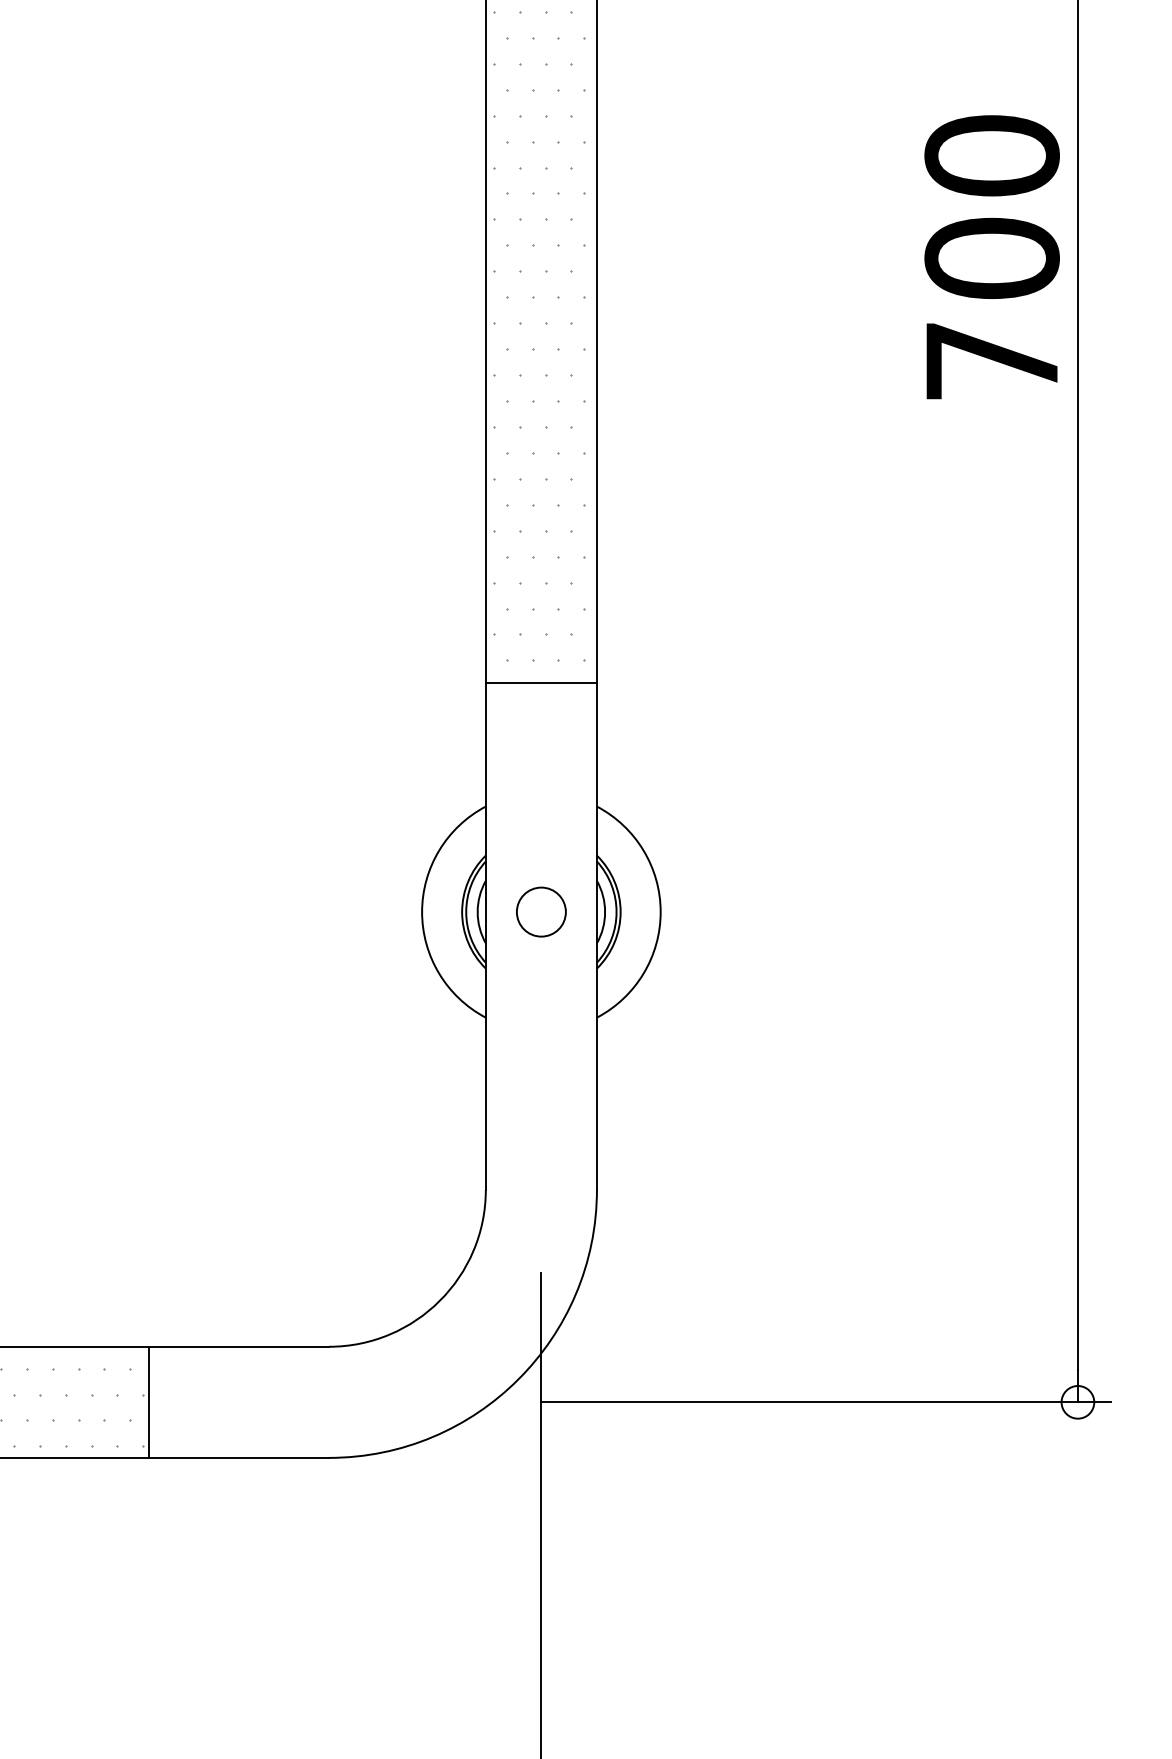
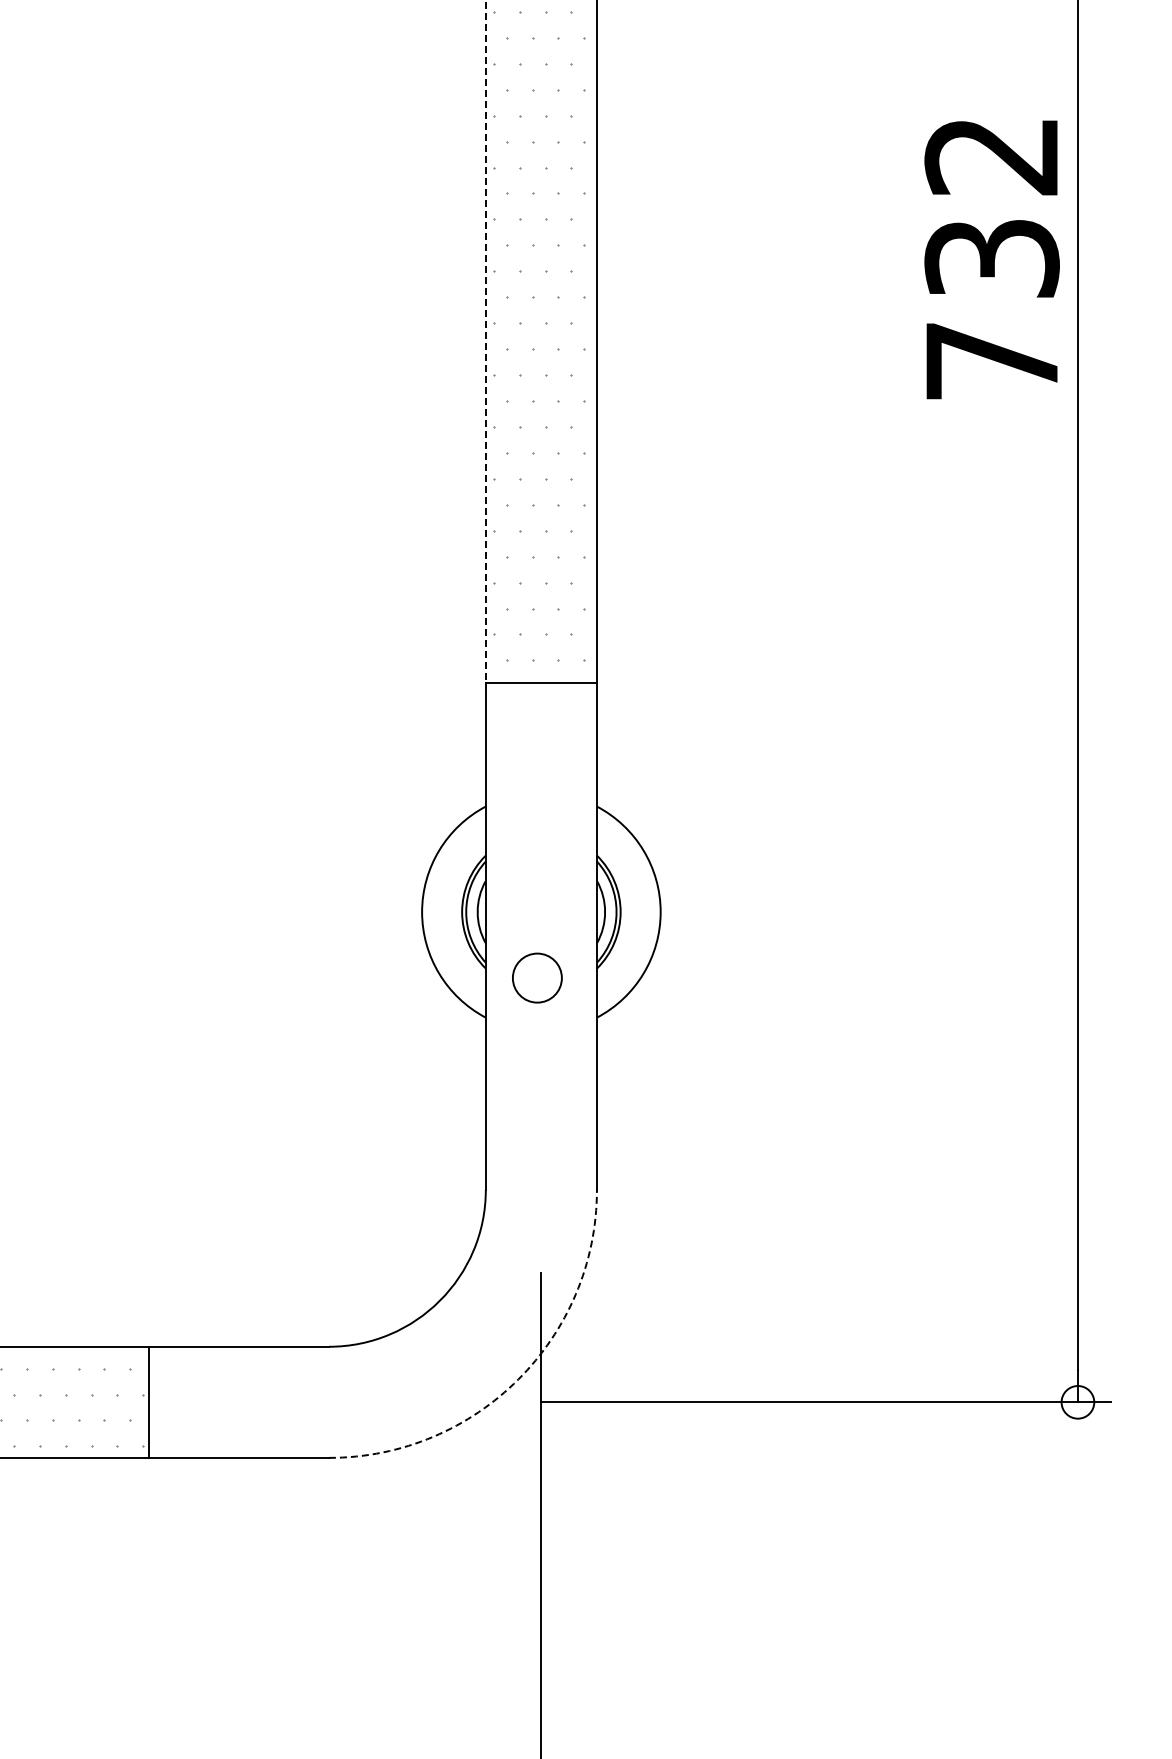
text: 700 -> 732 (991, 207)
line: solid -> dashed (485, 342)
circle position: (541, 911) -> (537, 977) (537, 977)
arc: solid -> dashed (518, 1379)
